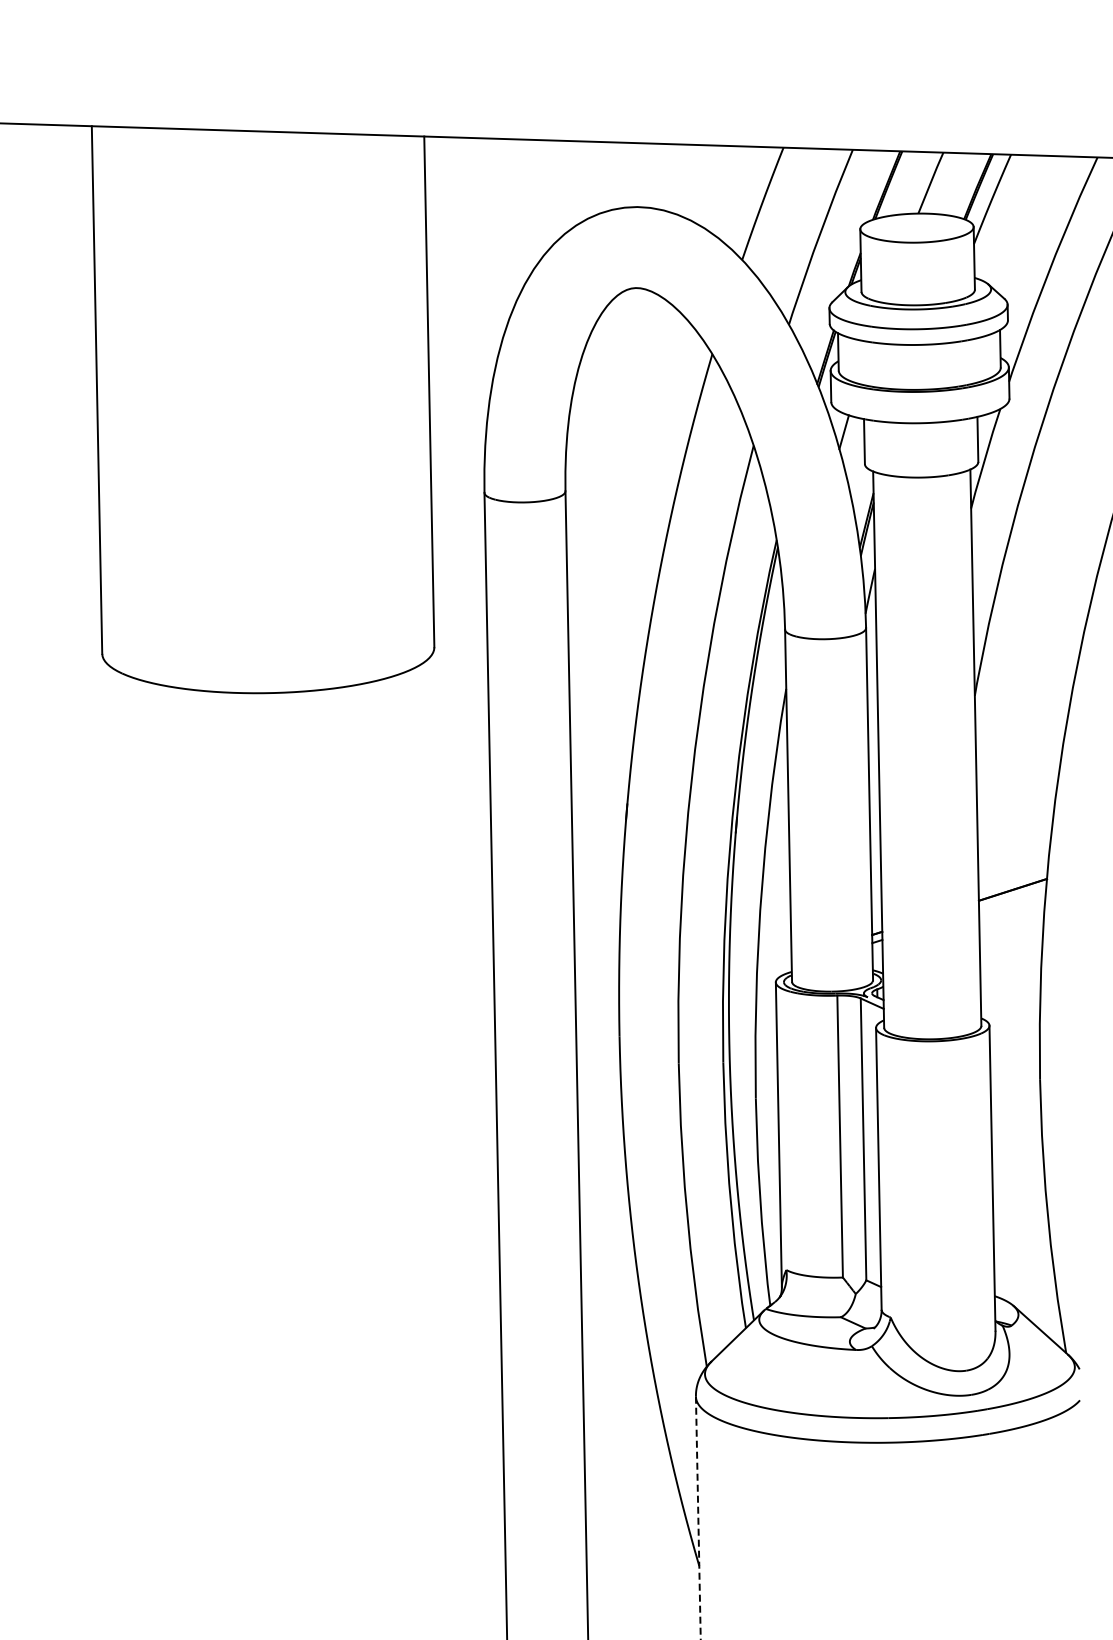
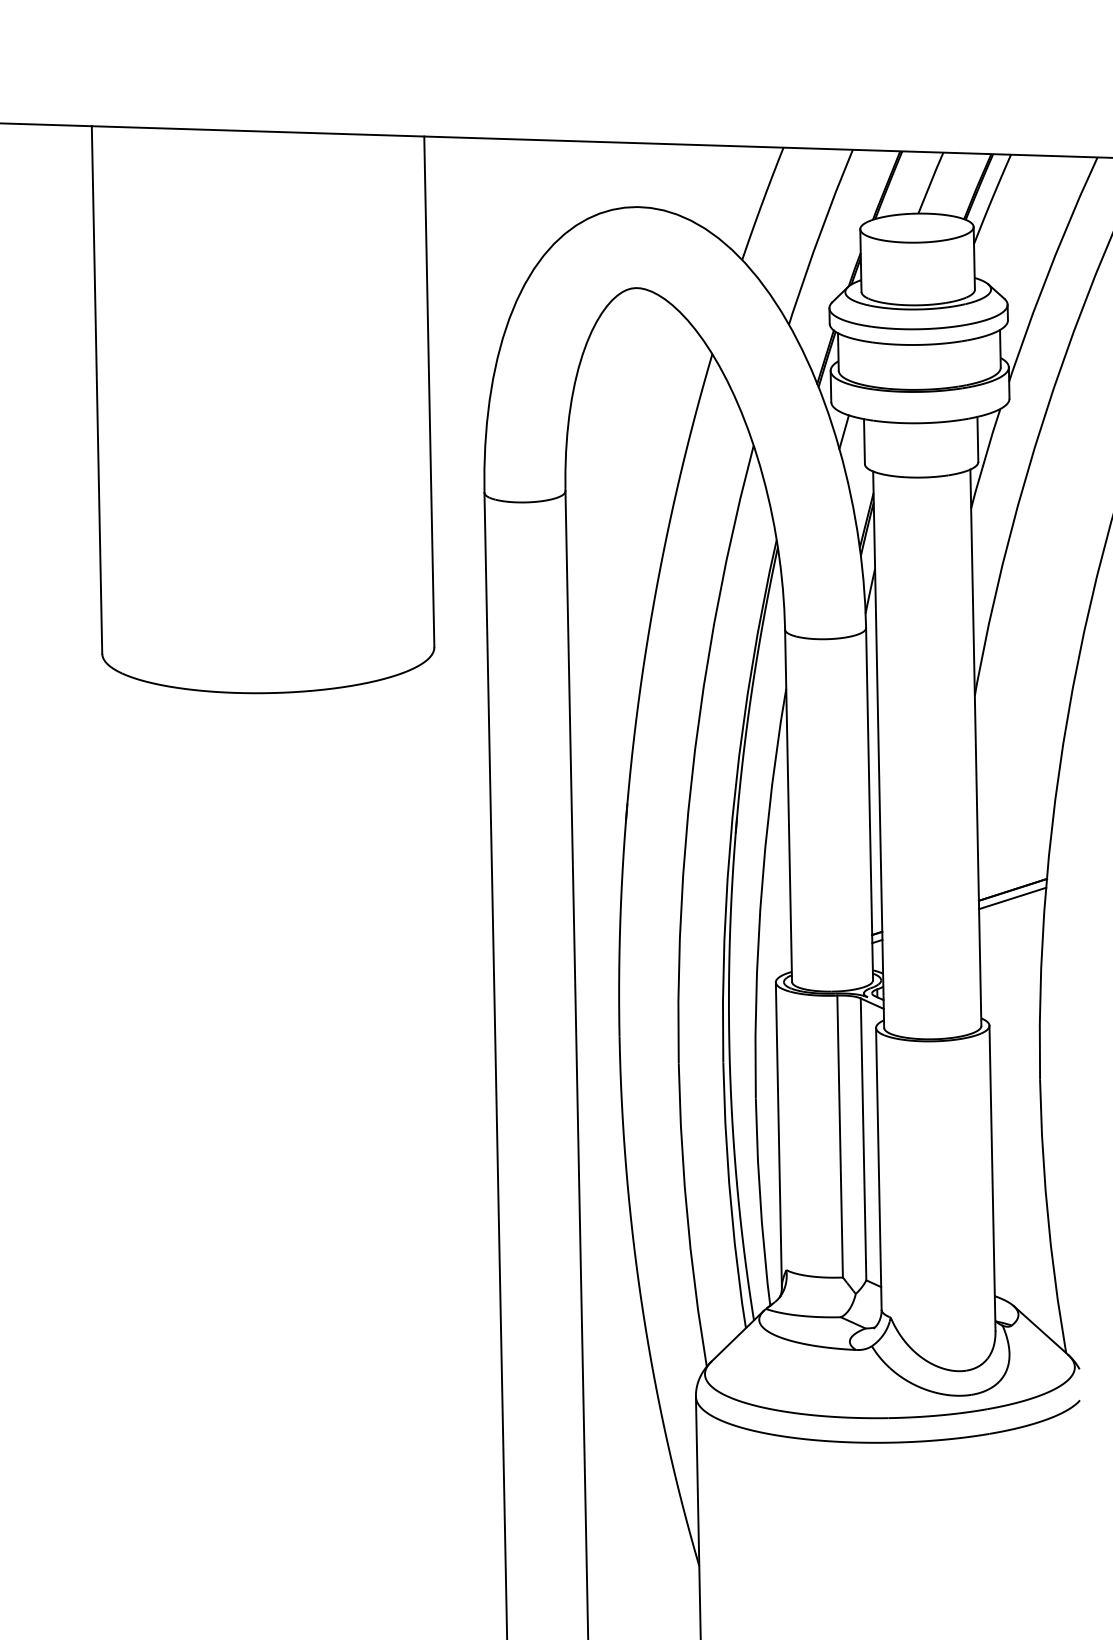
line: none -> present (1012, 898)
line: dashed -> solid (698, 1518)
